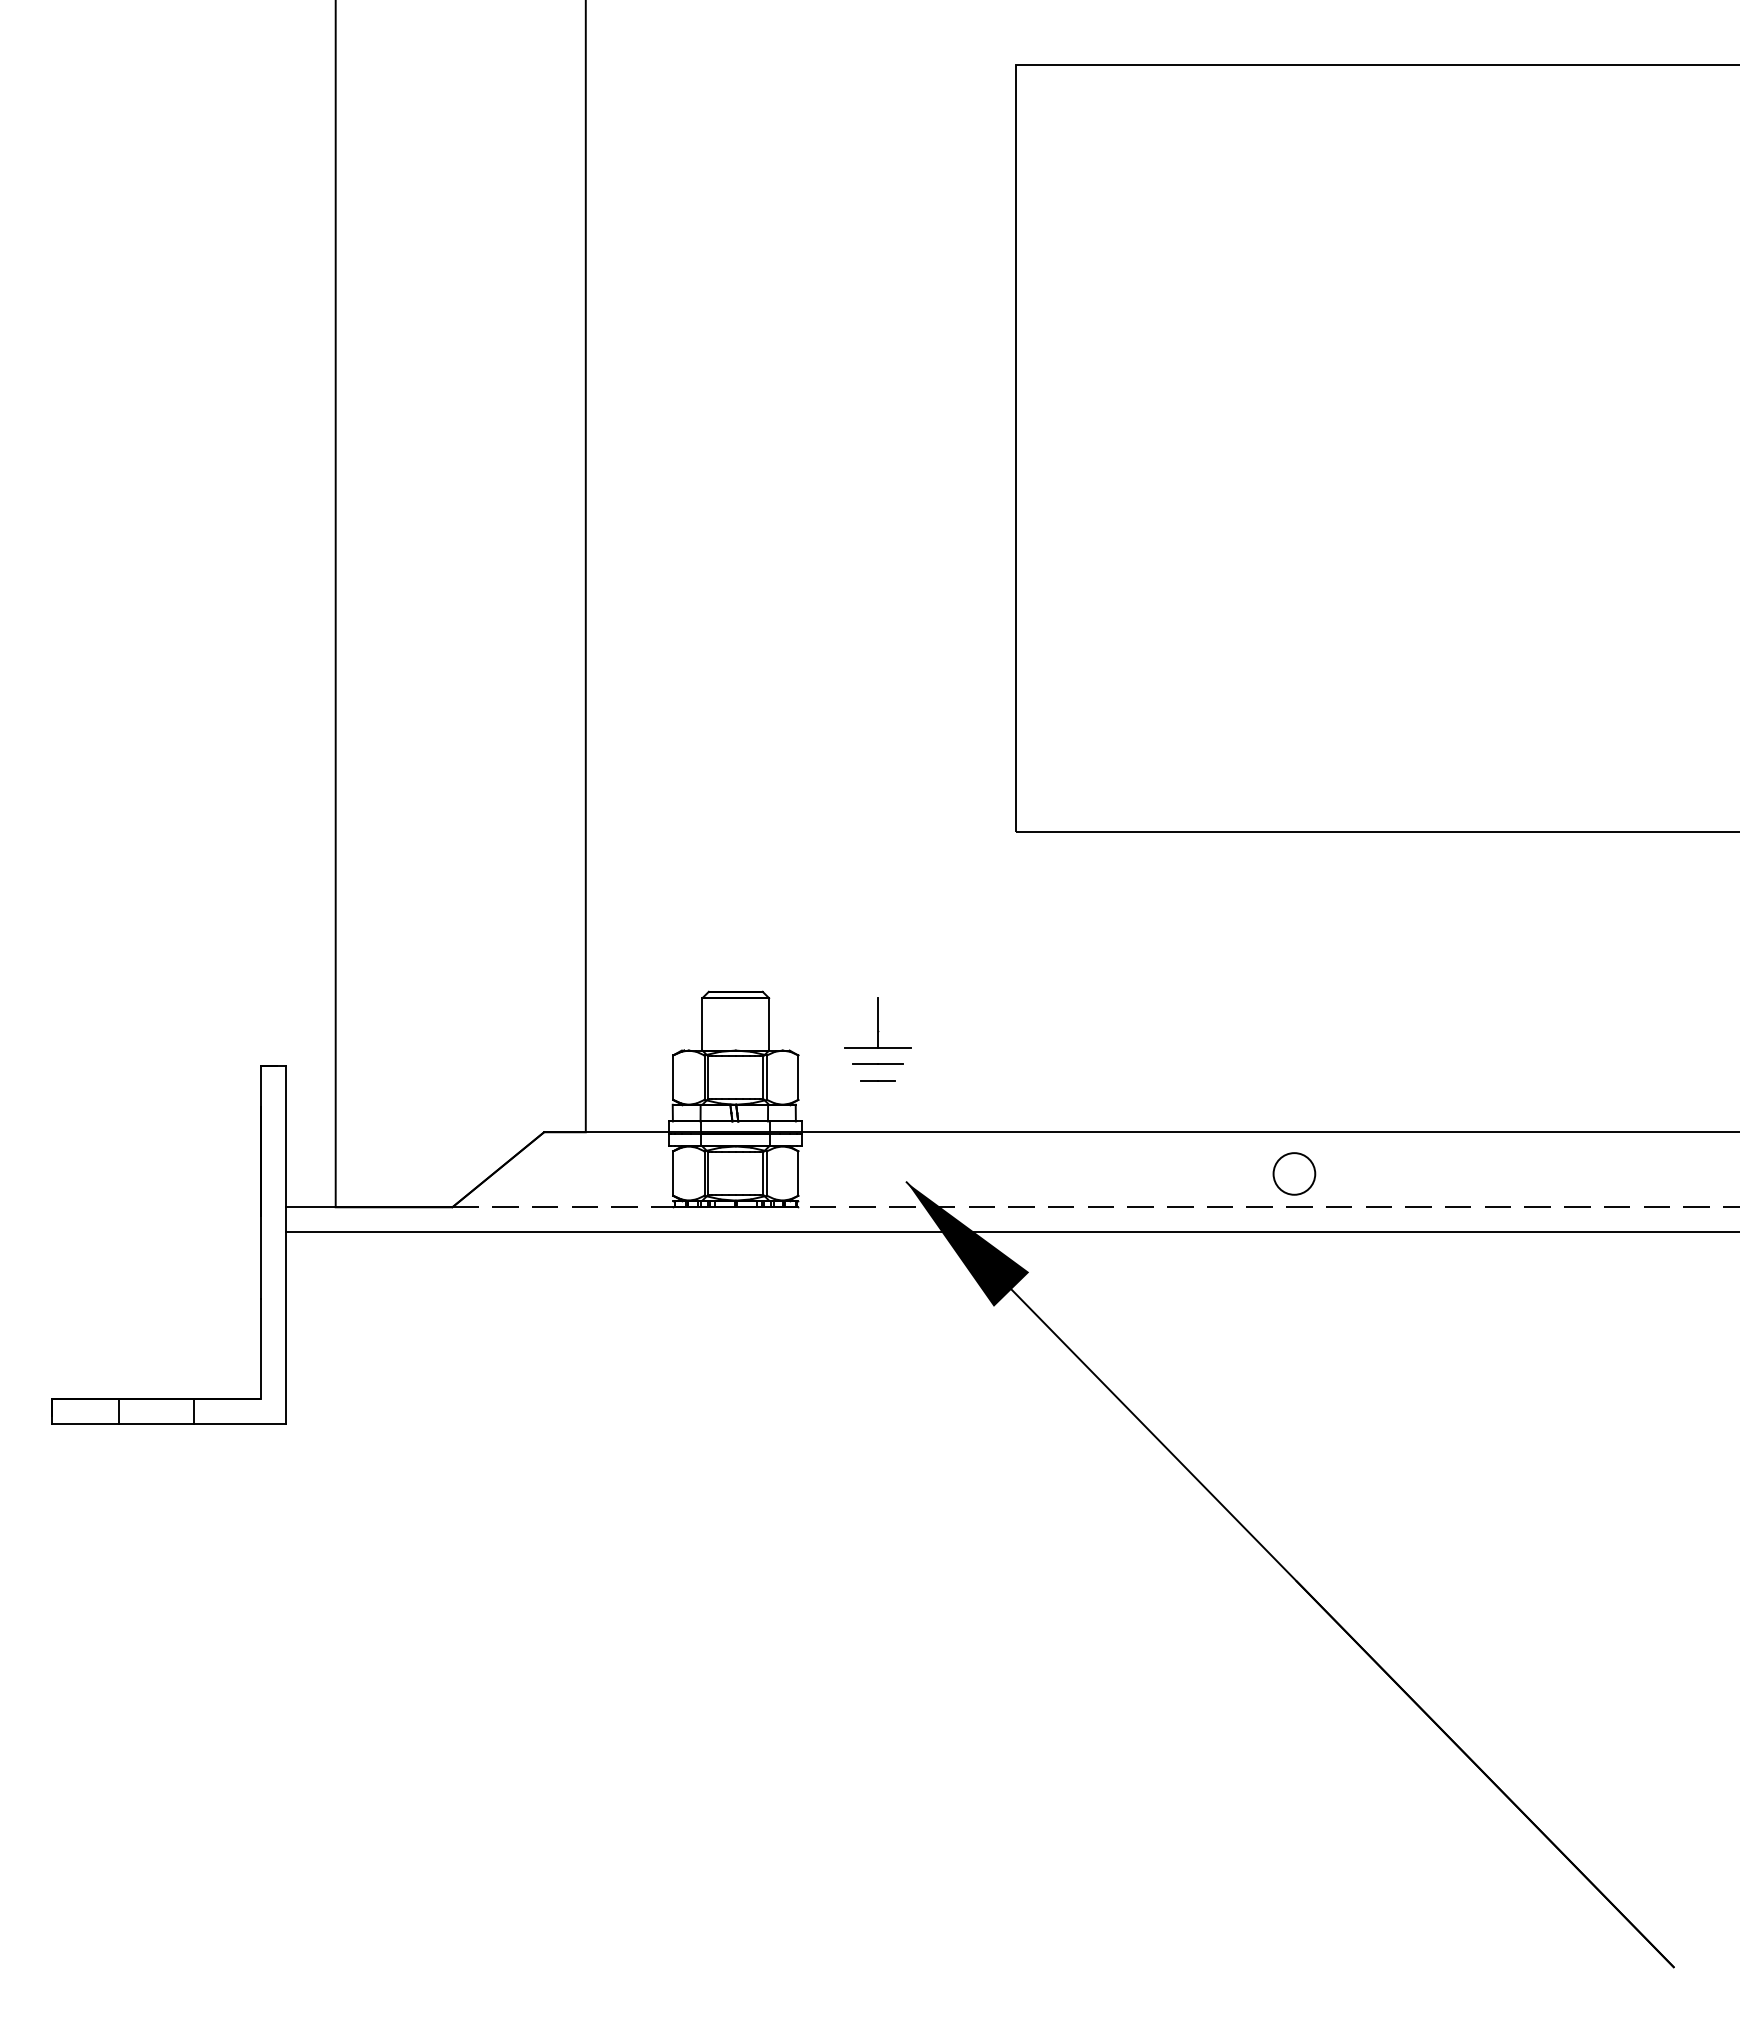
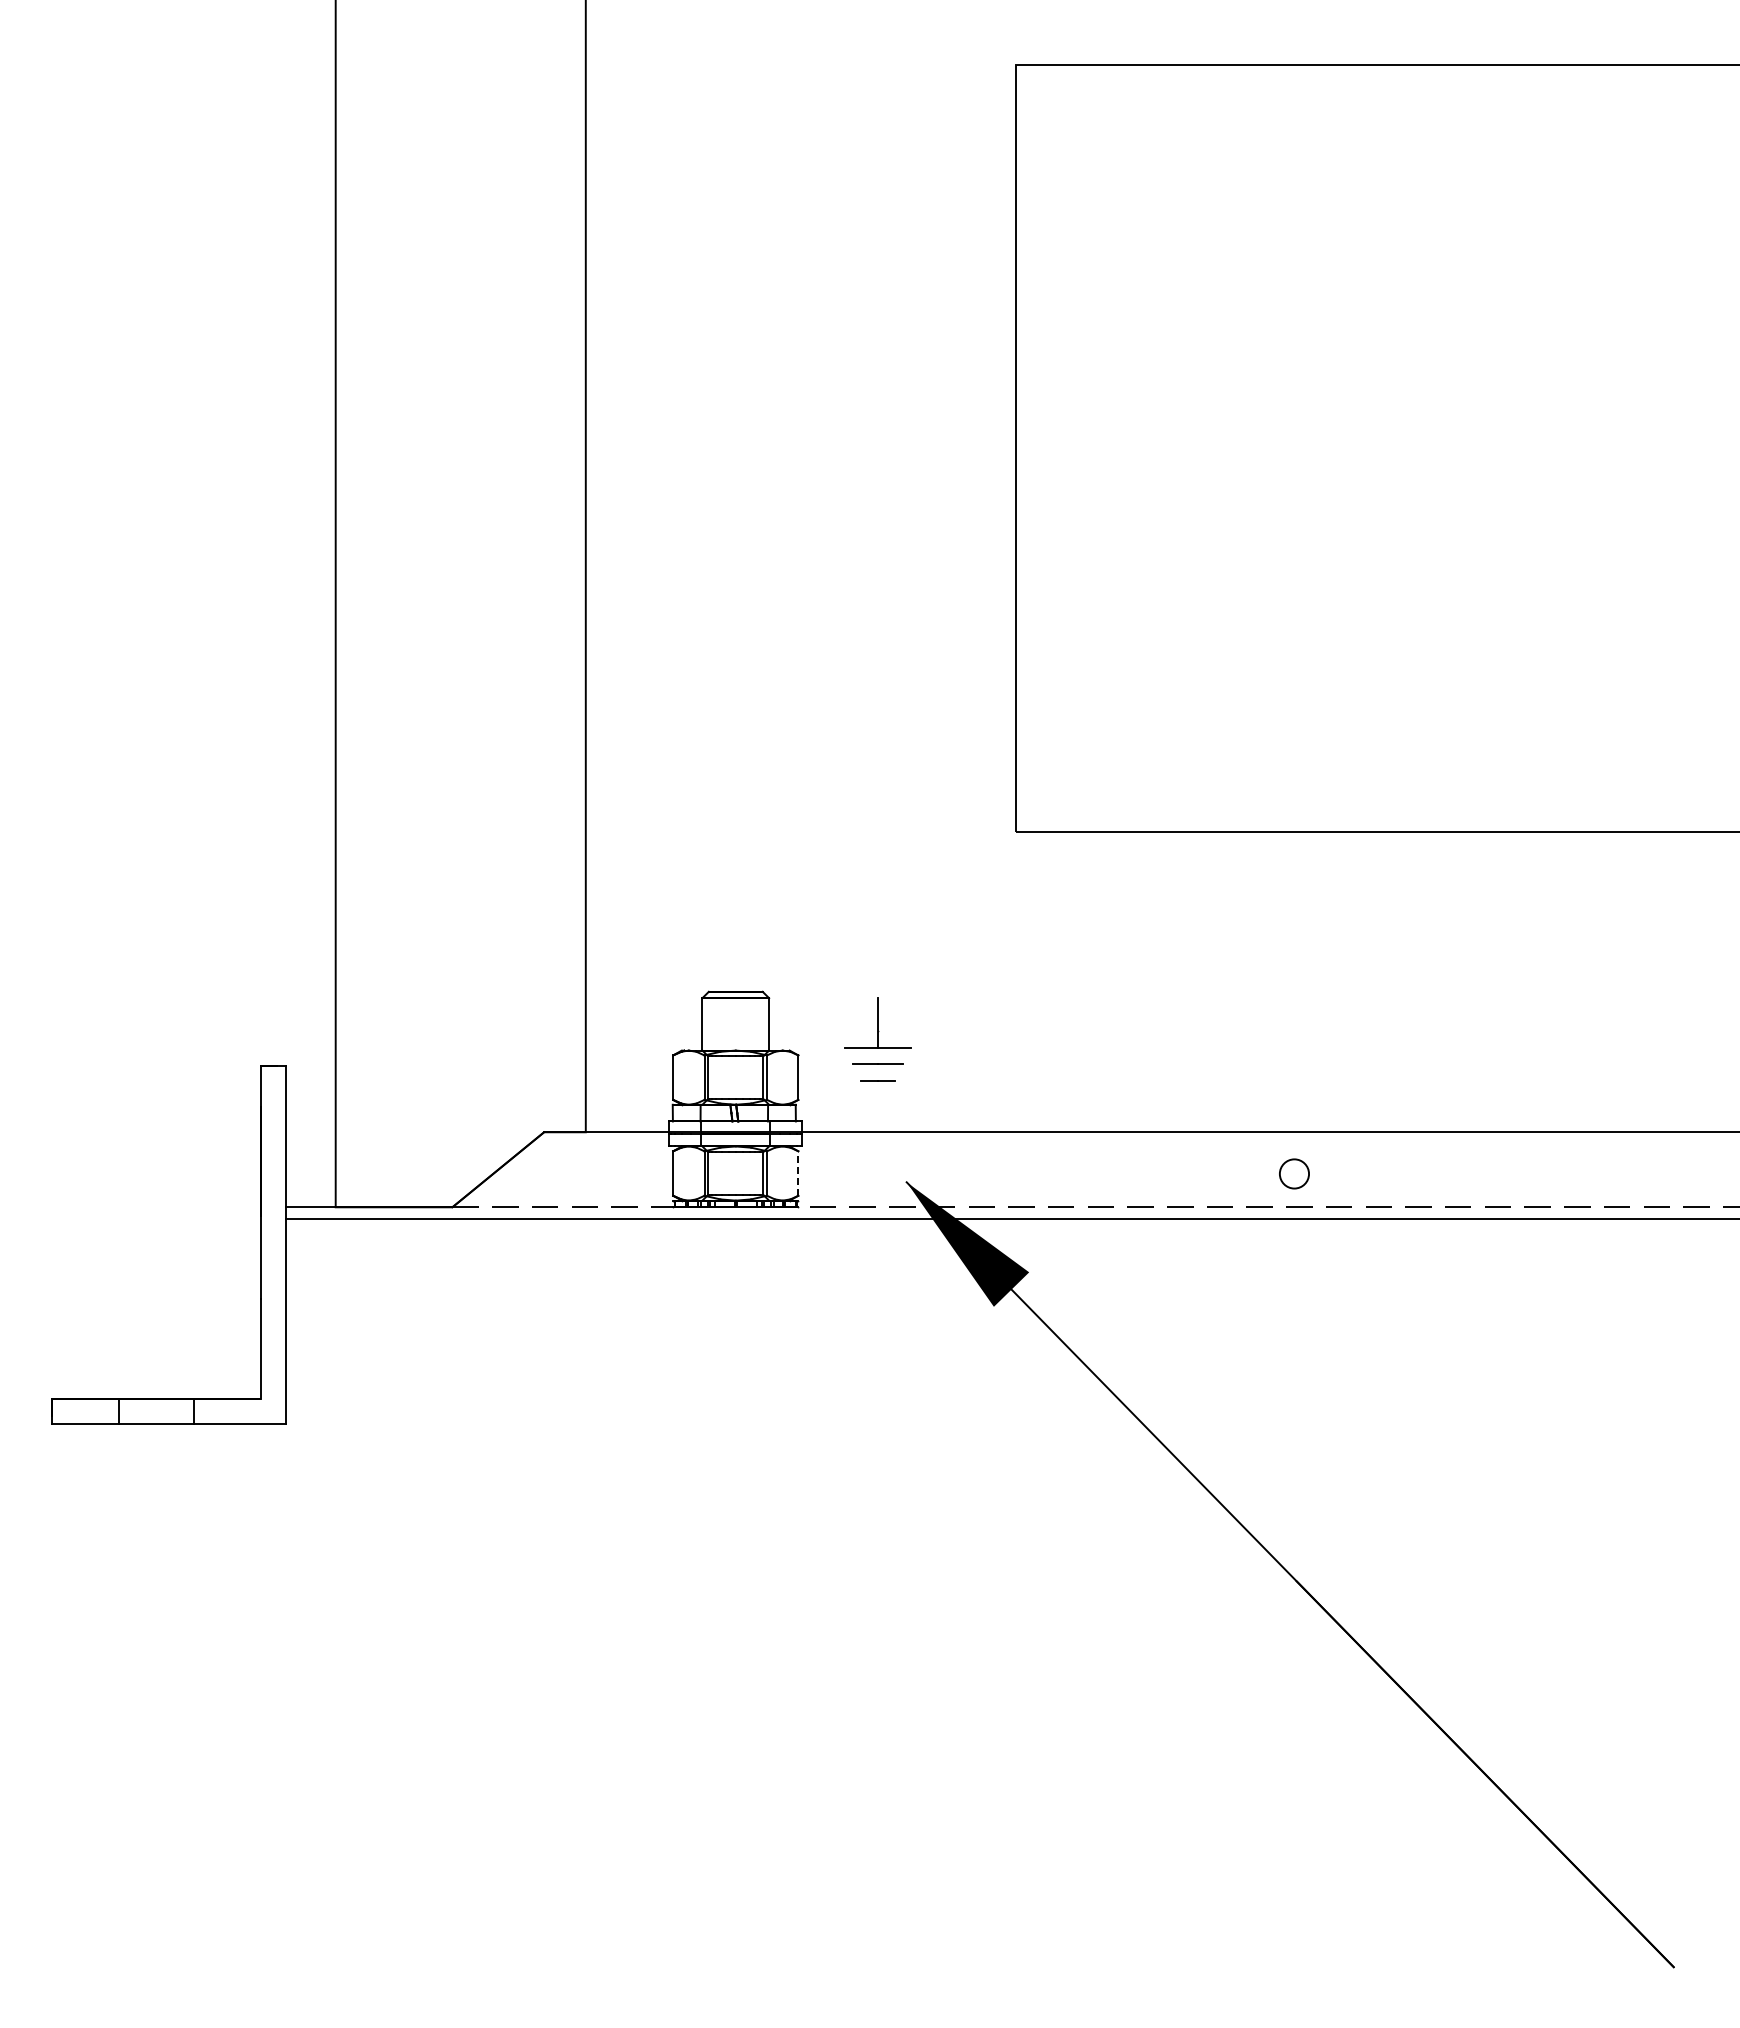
line: solid -> dashed (798, 1173)
circle size: 45x44 px -> 31x32 px (1294, 1173)
line position: (1010, 1232) -> (1010, 1219) (1010, 1219)
